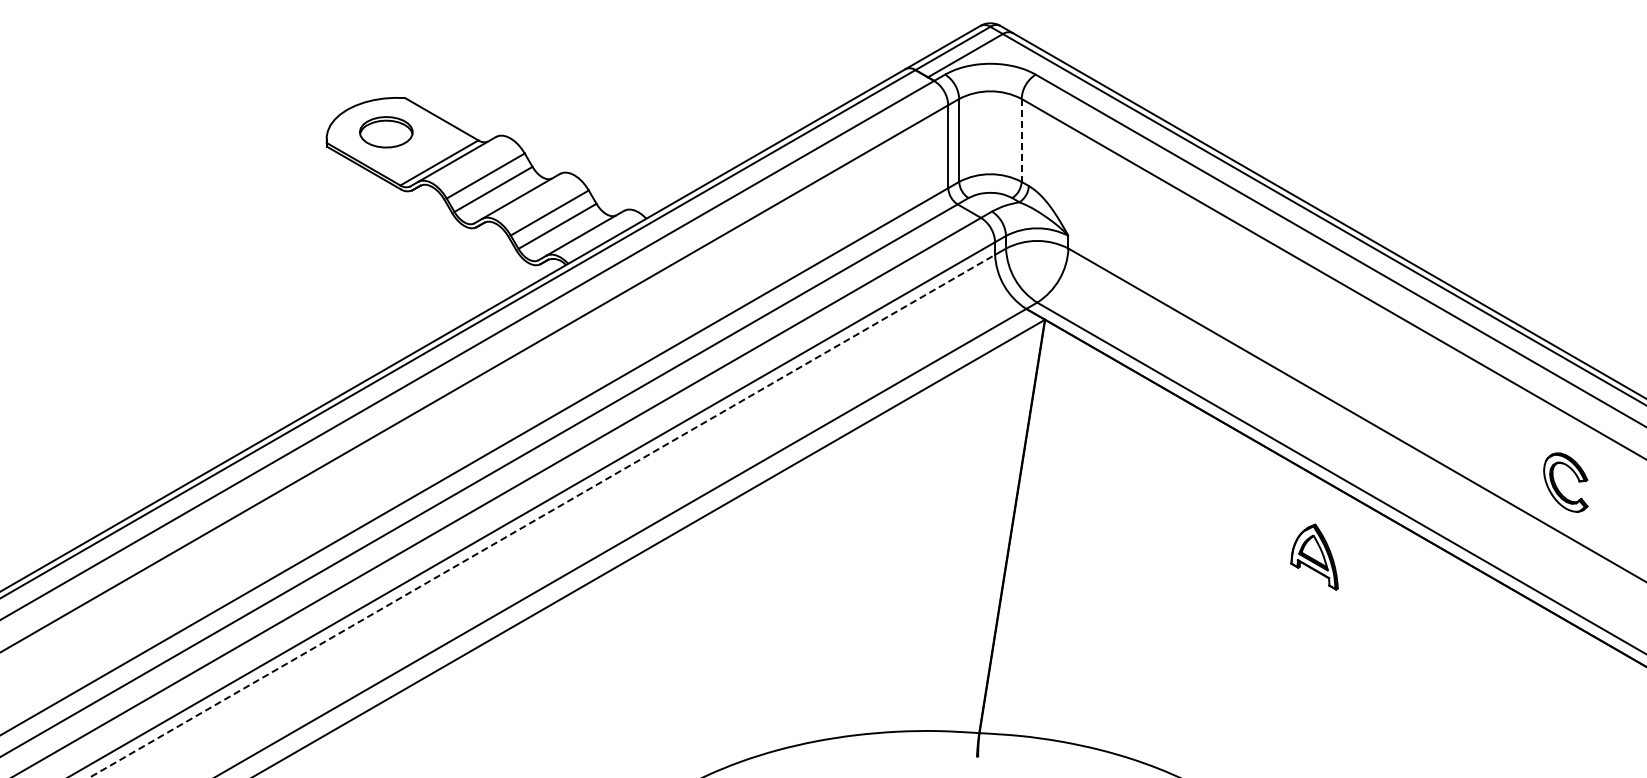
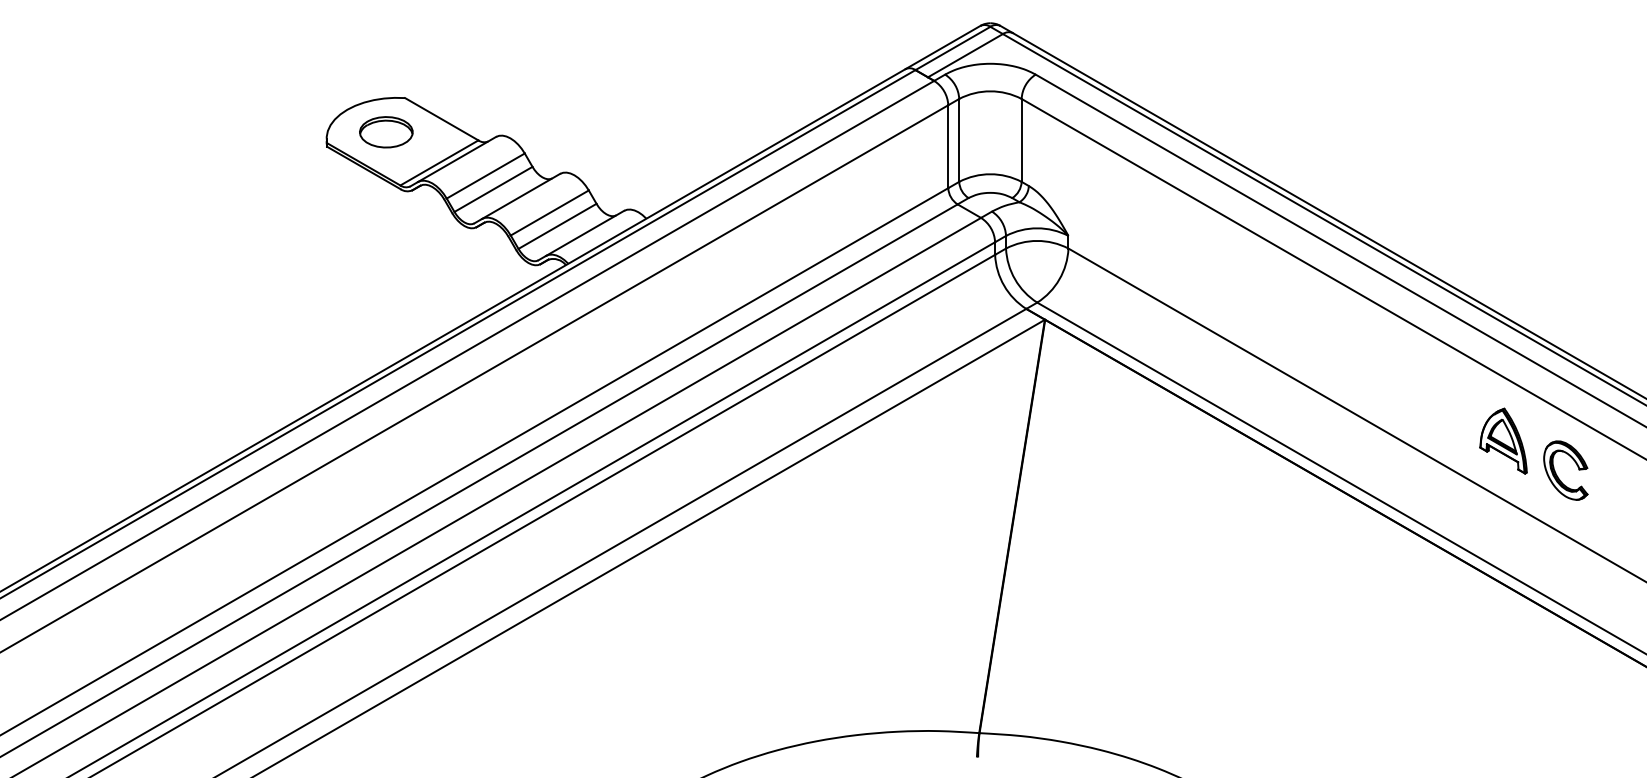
line: dashed -> solid (1021, 140)
part position: (1556, 484) -> (1556, 472) (1556, 472)
line: dashed -> solid (542, 516)
part position: (1314, 556) -> (1503, 440) (1503, 440)
